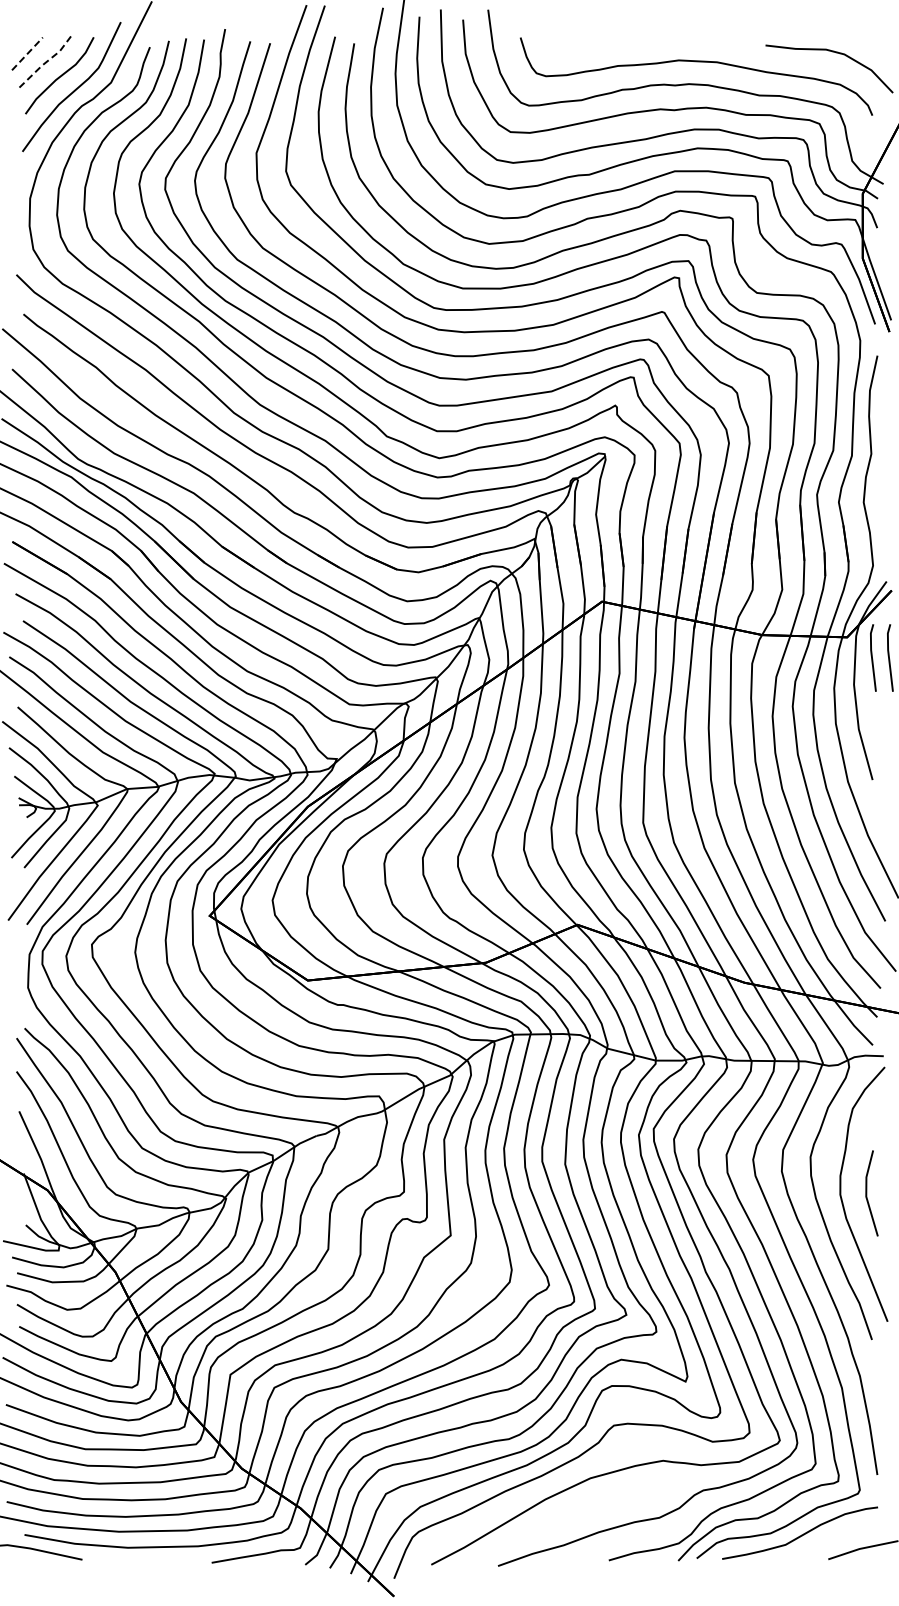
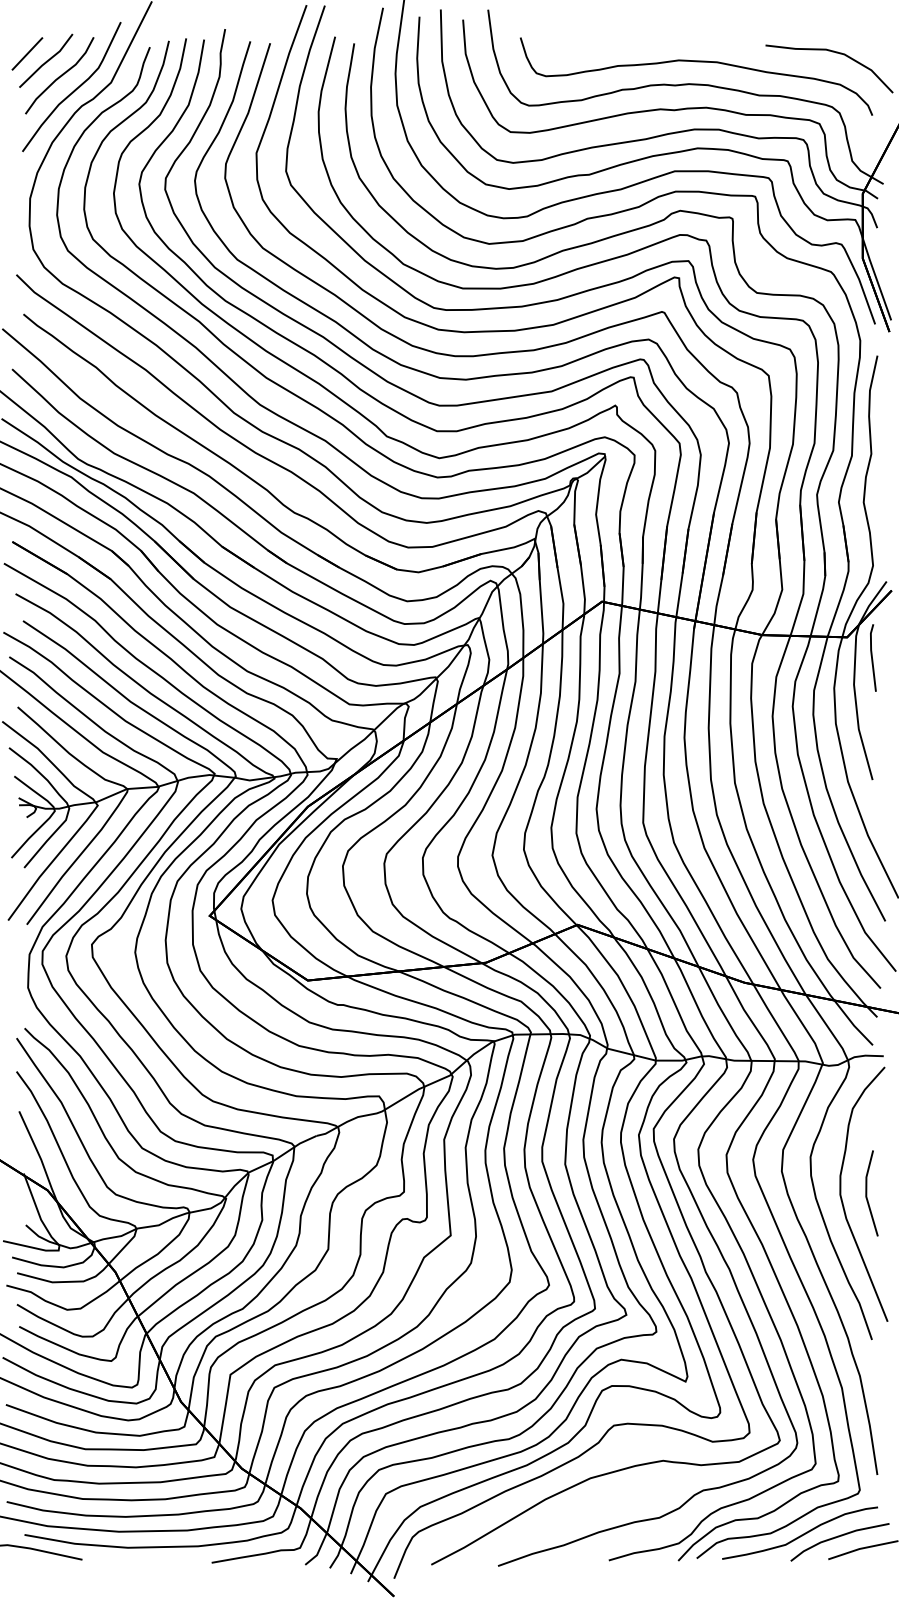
line: dashed -> solid (27, 53)
line: dashed -> solid (47, 61)
line: present -> none (889, 657)
line: none -> present (839, 1537)
